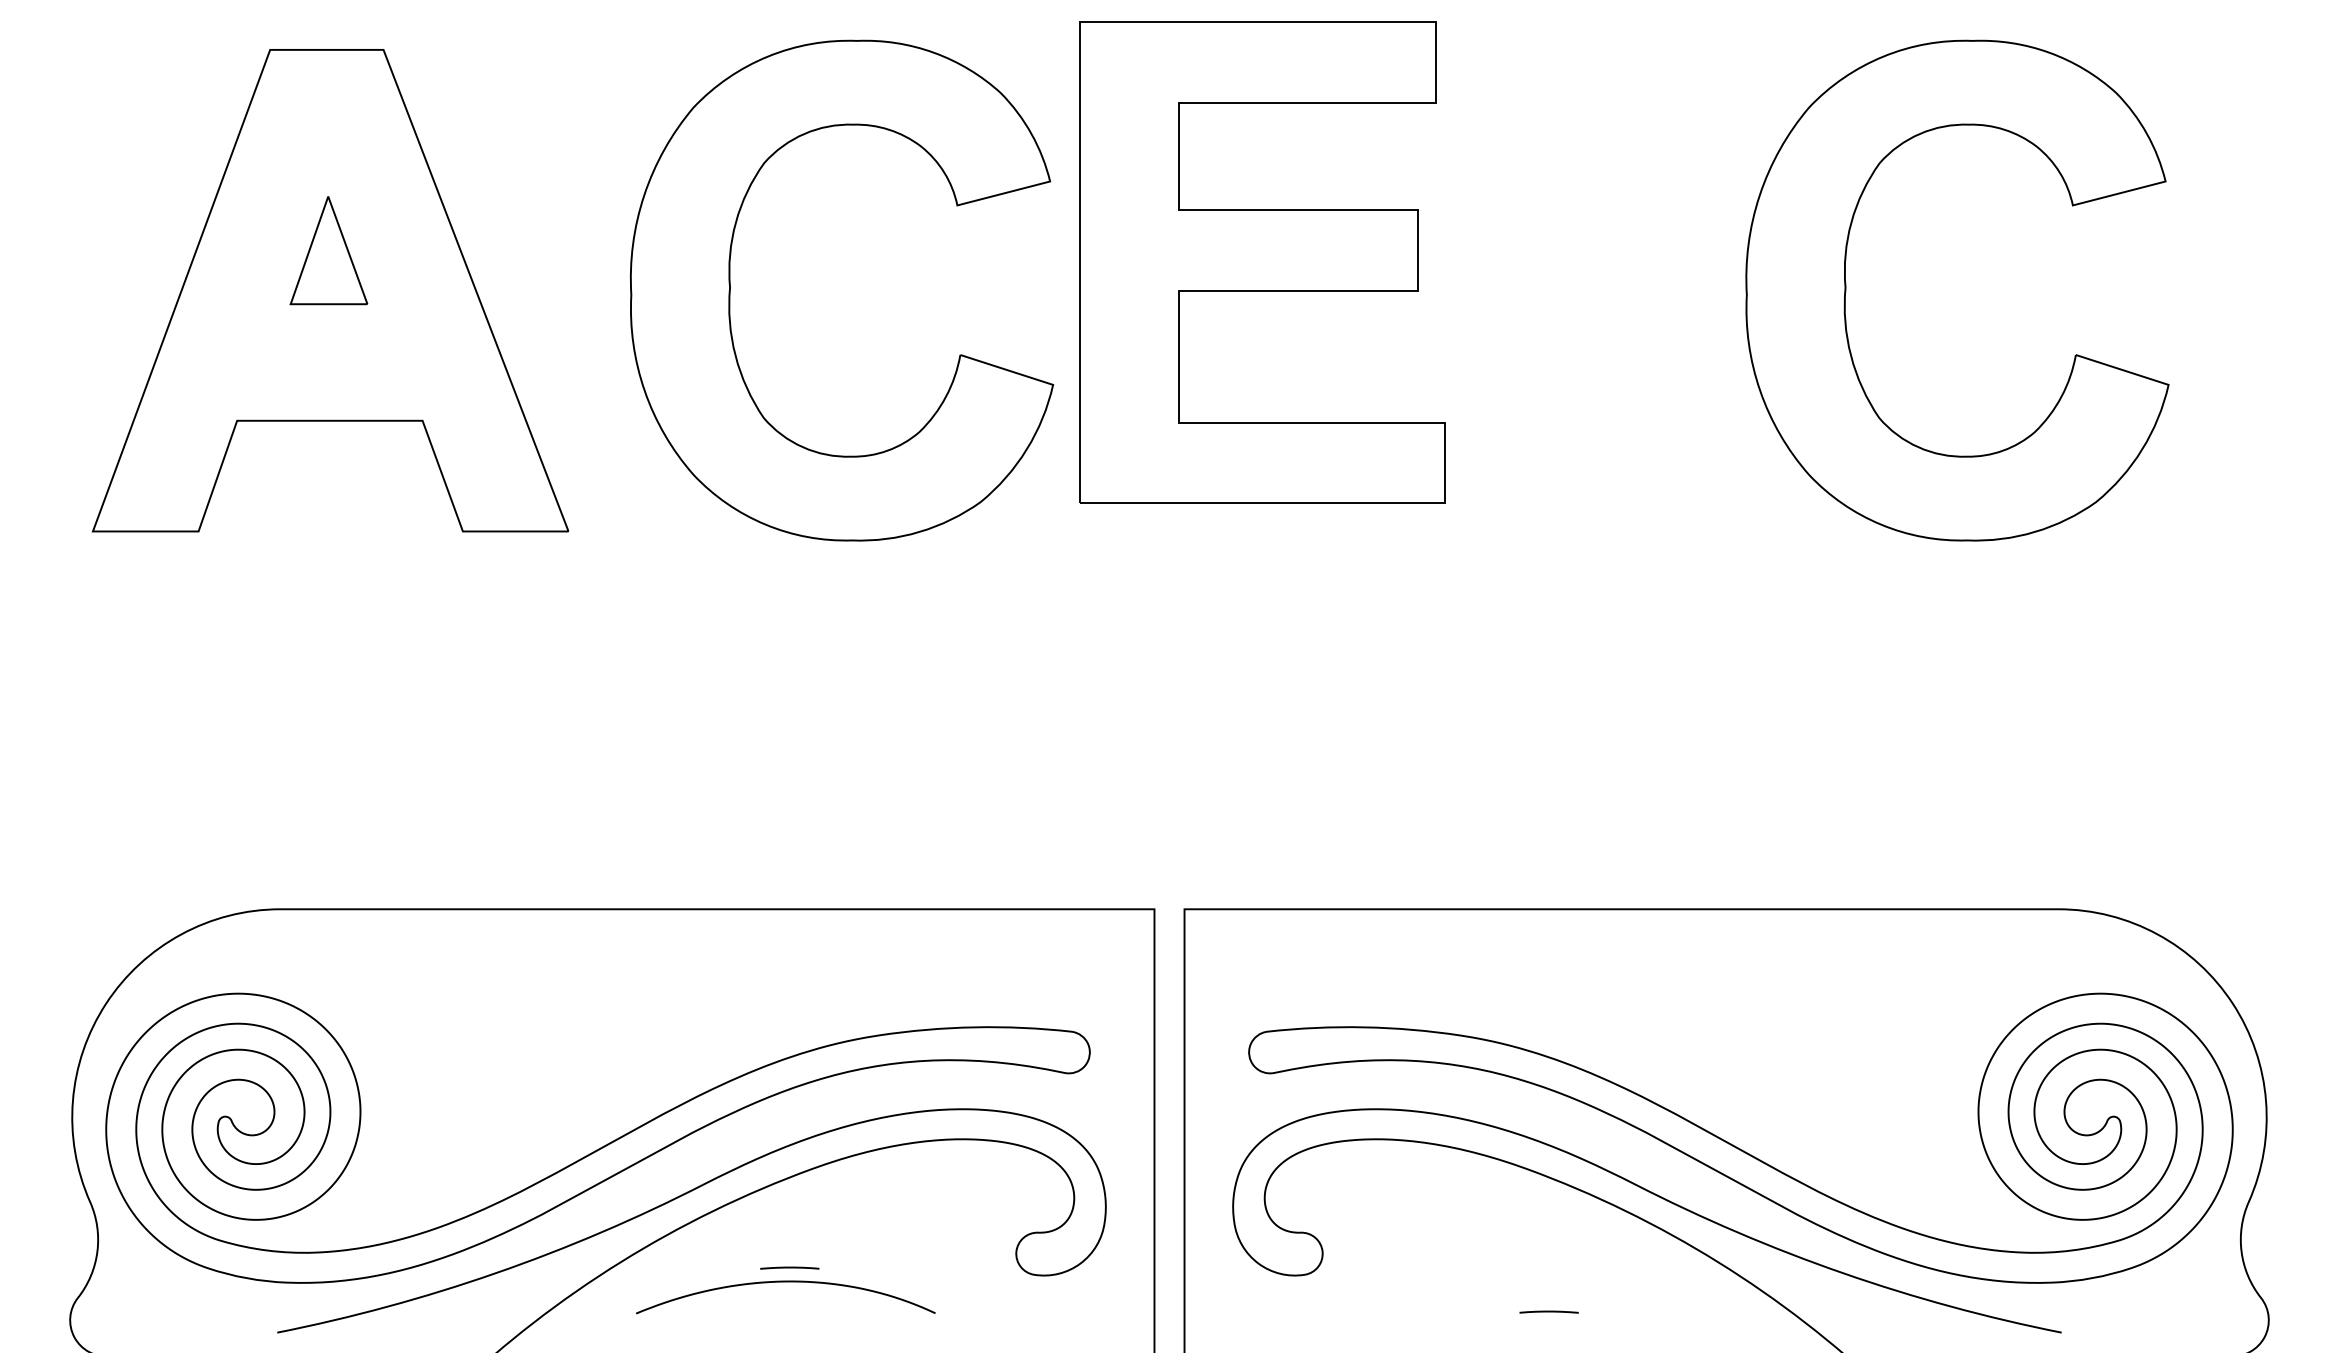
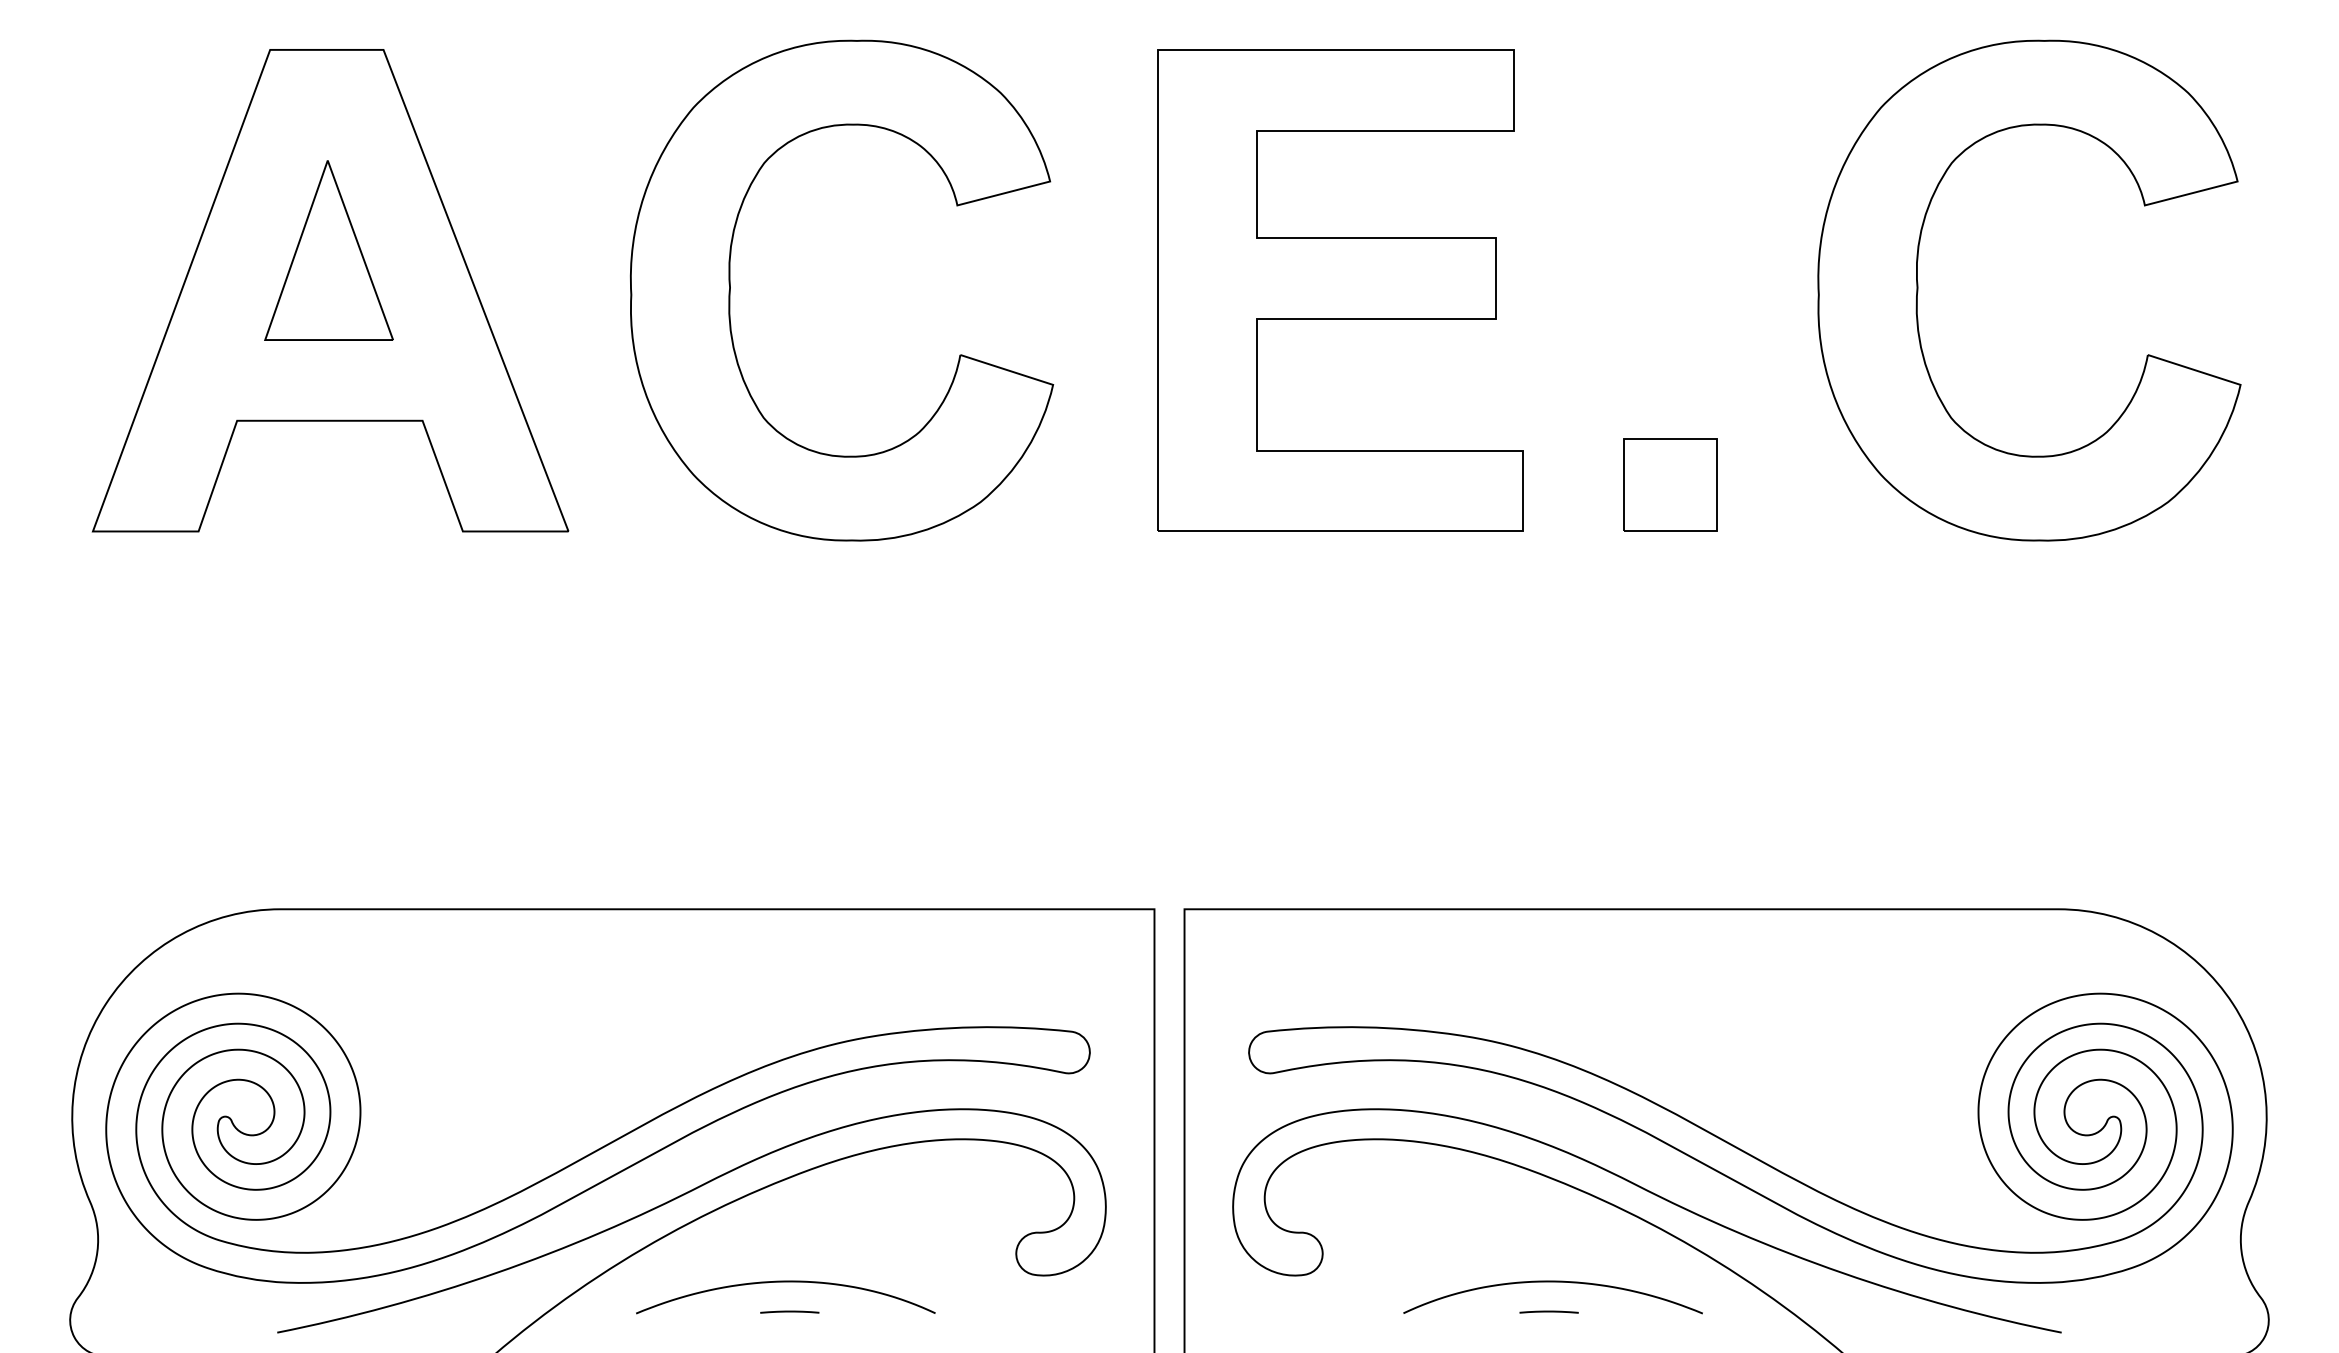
part size: 80x110 px -> 130x181 px (328, 250)
part position: (1262, 262) -> (1340, 290) (1340, 290)
part position: (1846, 290) -> (1918, 290) (1918, 290)
part: none -> present (1670, 484)
line position: (789, 1267) -> (789, 1311) (789, 1311)
curve: none -> present (1552, 1282)
